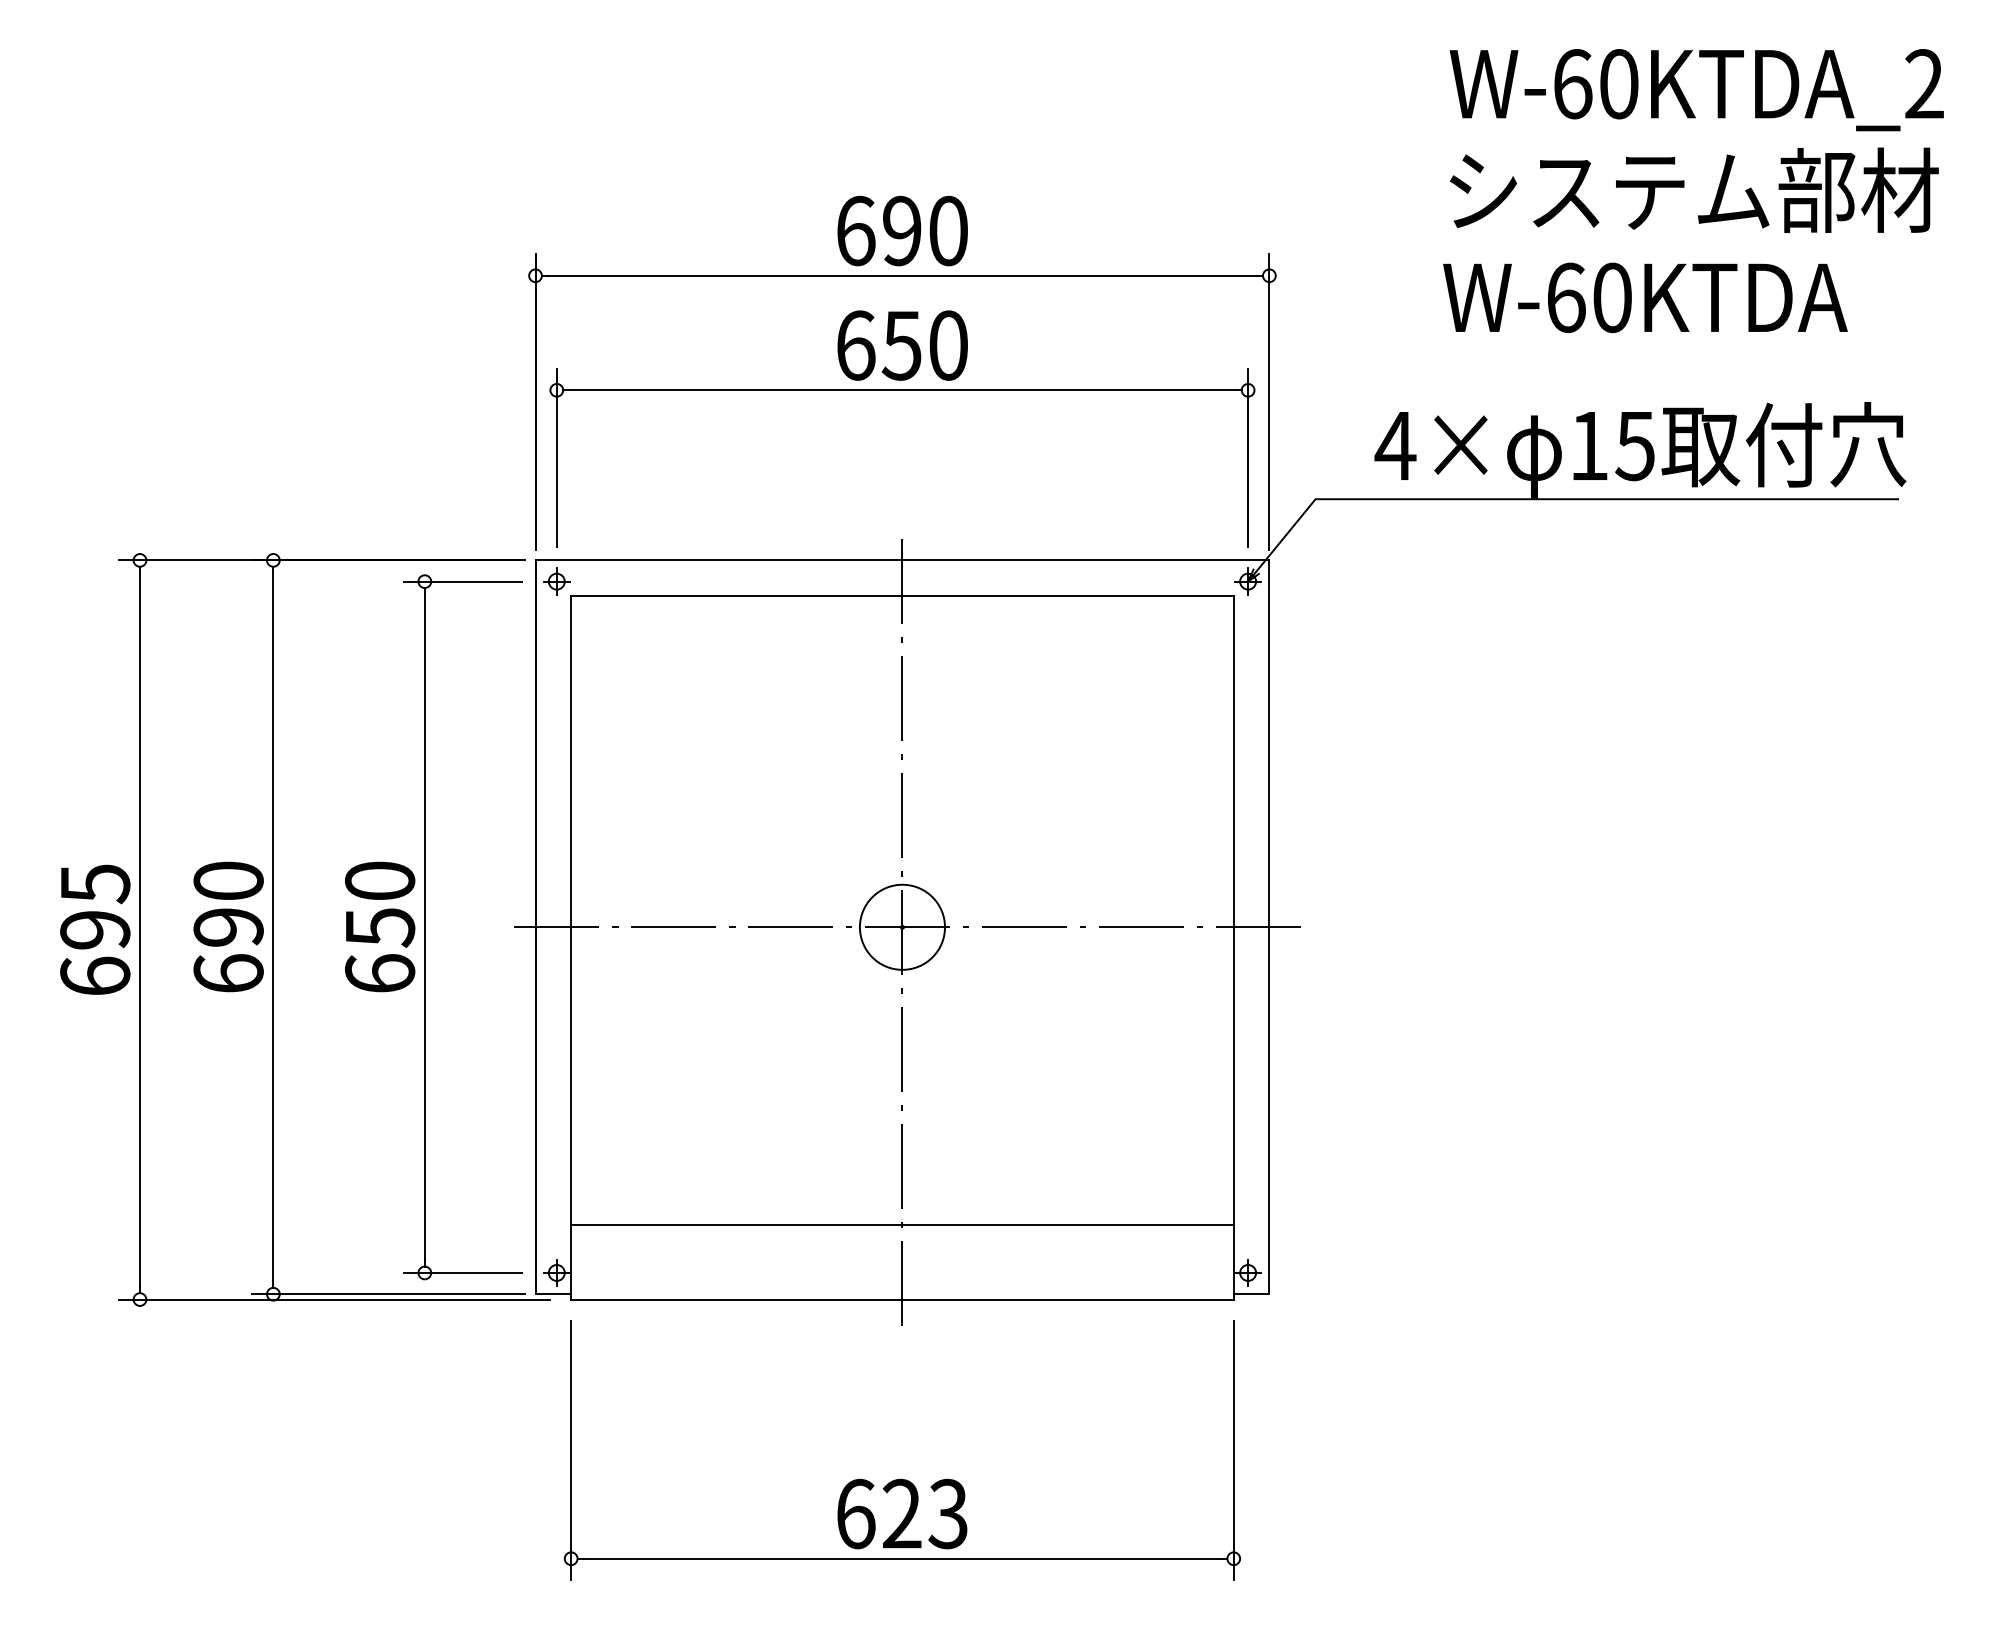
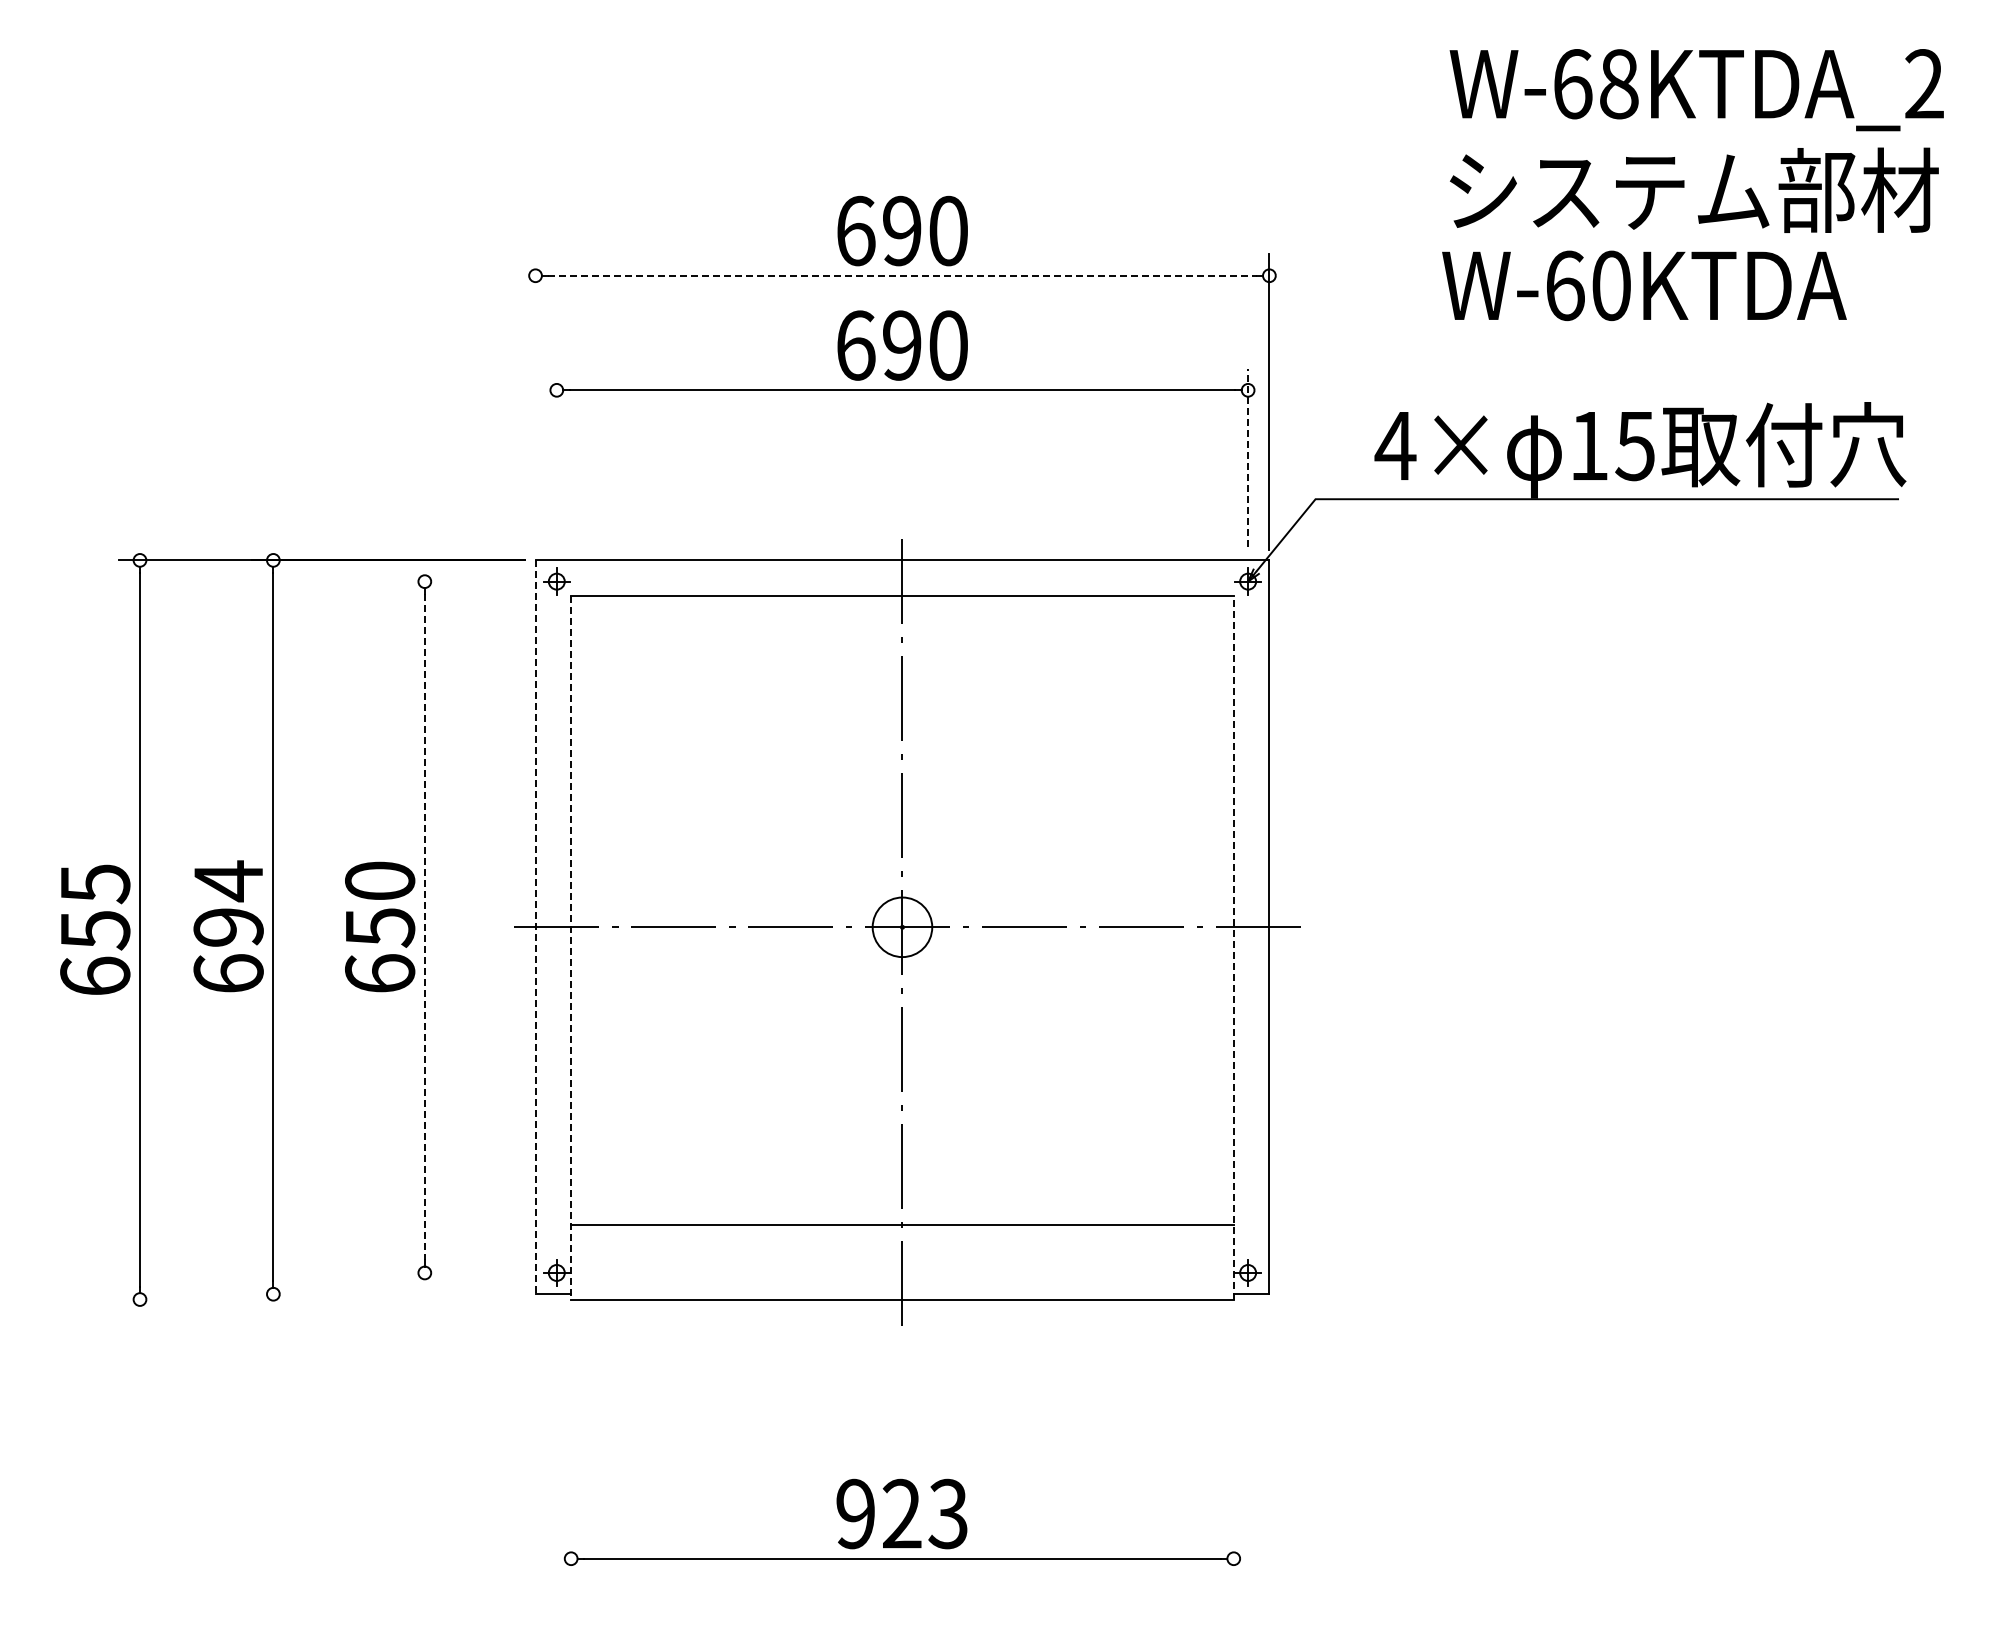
text: W-60KTDA_2 -> W-68KTDA_2 (1619, 84)
line: solid -> dashed (902, 275)
text position: (1645, 297) -> (1644, 285) (1644, 285)
text: 650 -> 690 (901, 345)
line: present -> none (535, 401)
line: solid -> dashed (1248, 457)
line: present -> none (556, 458)
line: present -> none (462, 581)
text: 690 -> 694 (228, 881)
circle diameter: 85 px -> 60 px (902, 927)
line: solid -> dashed (424, 927)
line: solid -> dashed (535, 927)
text: 695 -> 655 (95, 930)
line: solid -> dashed (571, 947)
line: solid -> dashed (1233, 947)
line: present -> none (462, 1272)
line: present -> none (388, 1294)
line: present -> none (333, 1299)
line: present -> none (571, 1450)
line: present -> none (1233, 1450)
text: 623 -> 923 (855, 1513)
